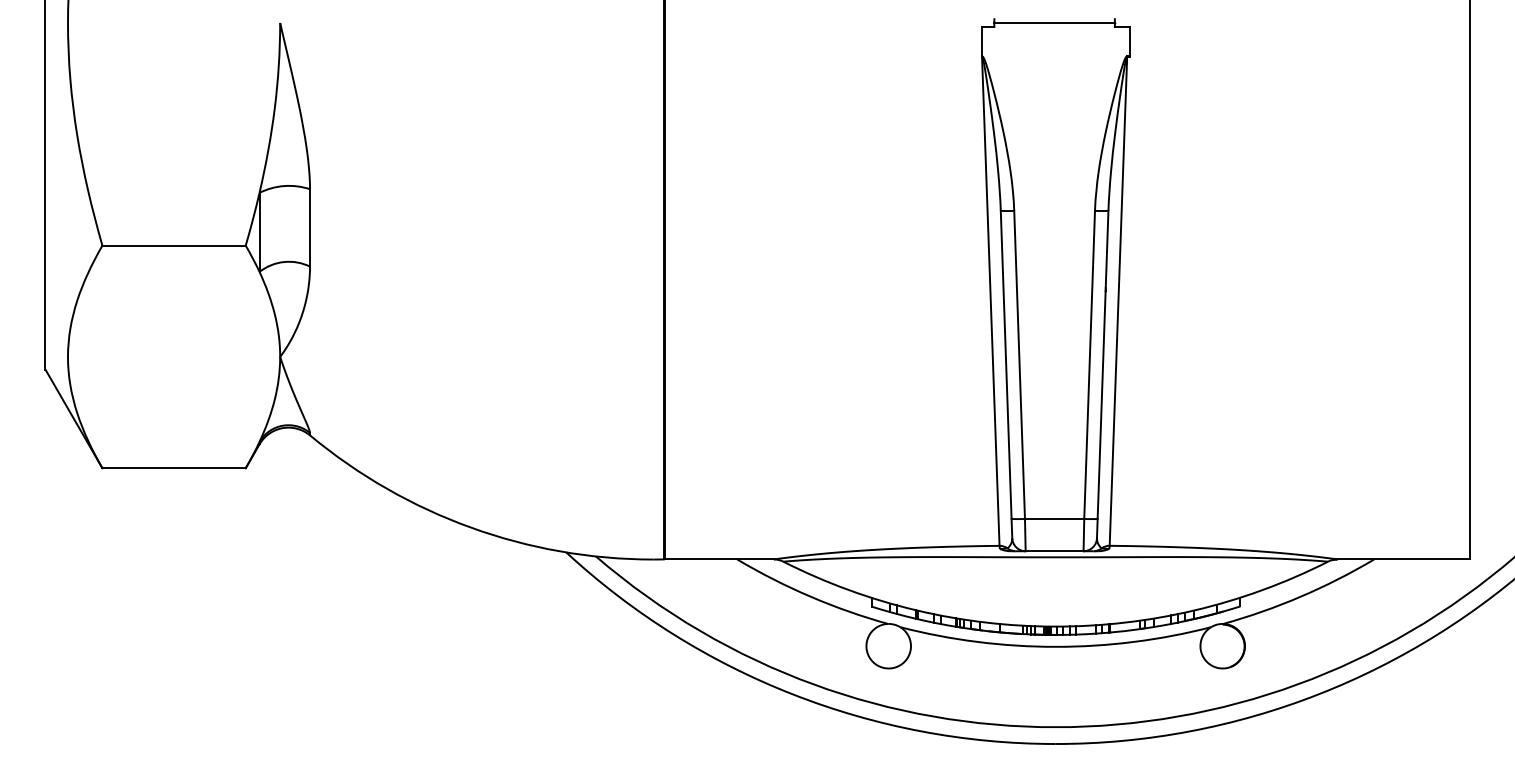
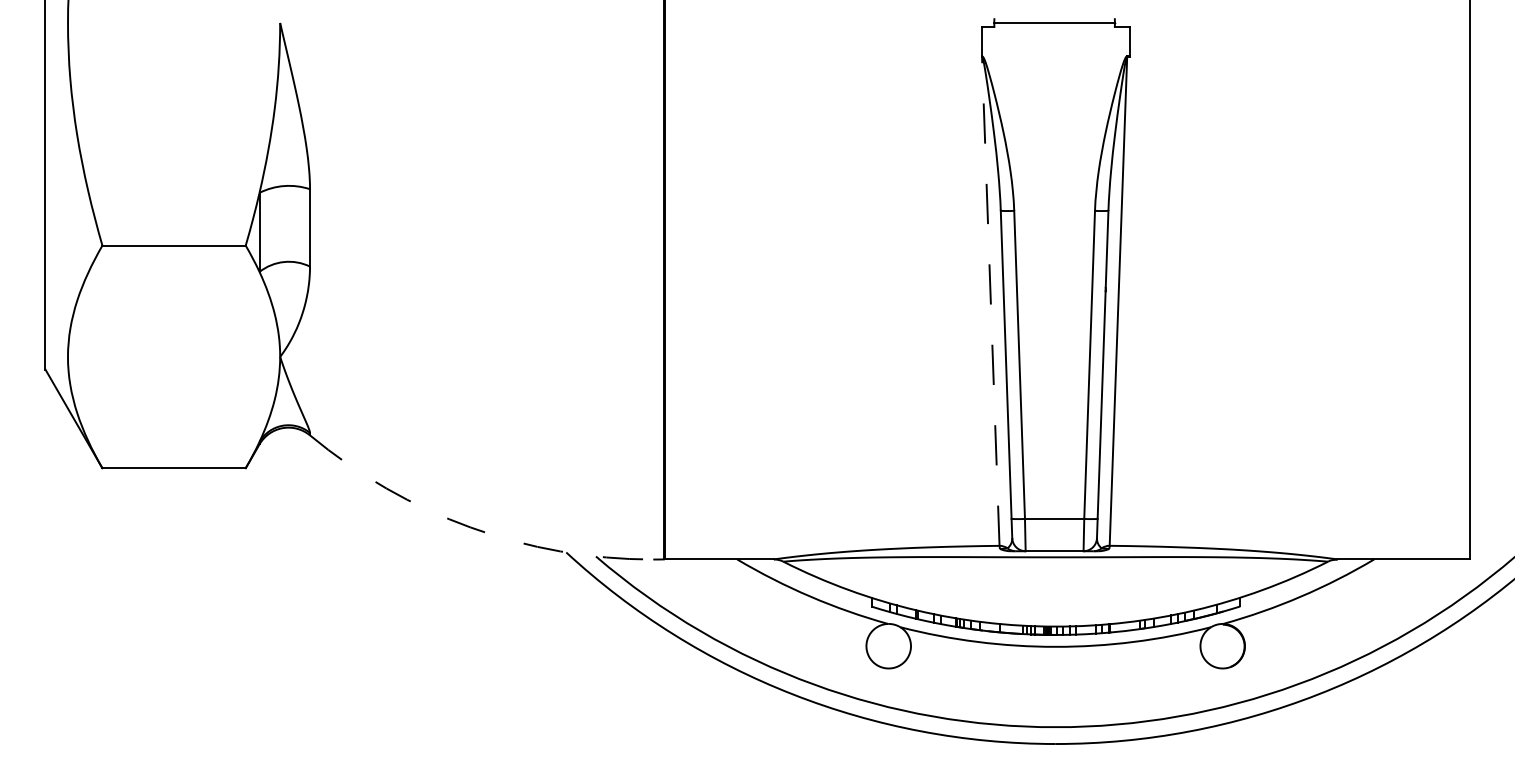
line: solid -> dashed (990, 301)
arc: solid -> dashed (470, 527)
